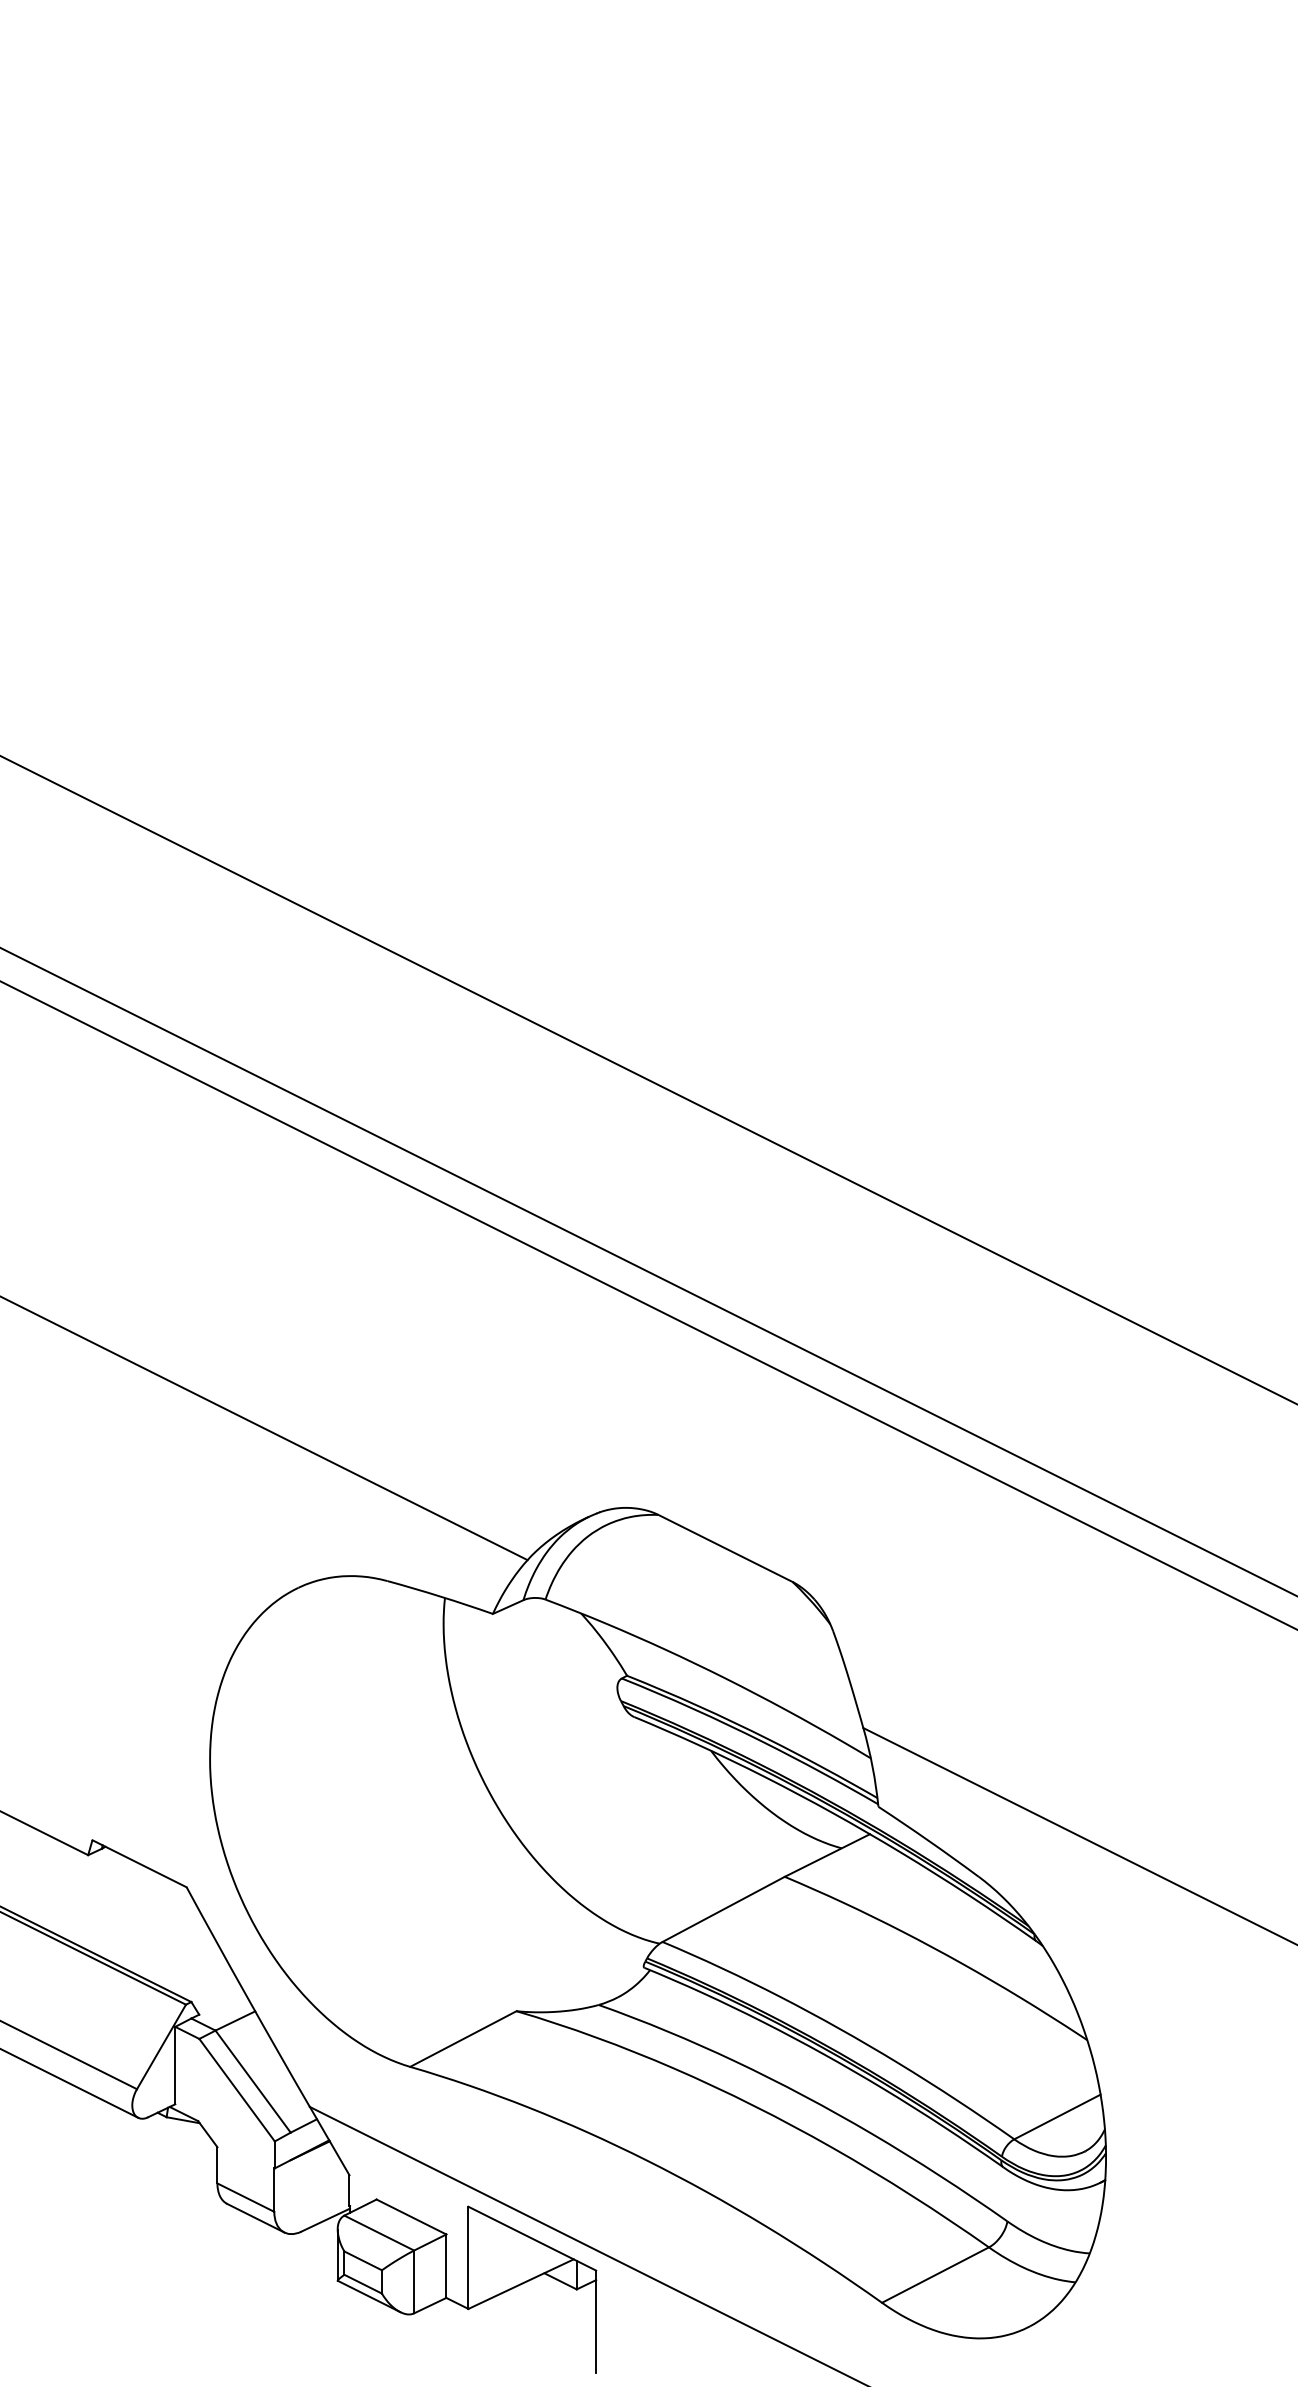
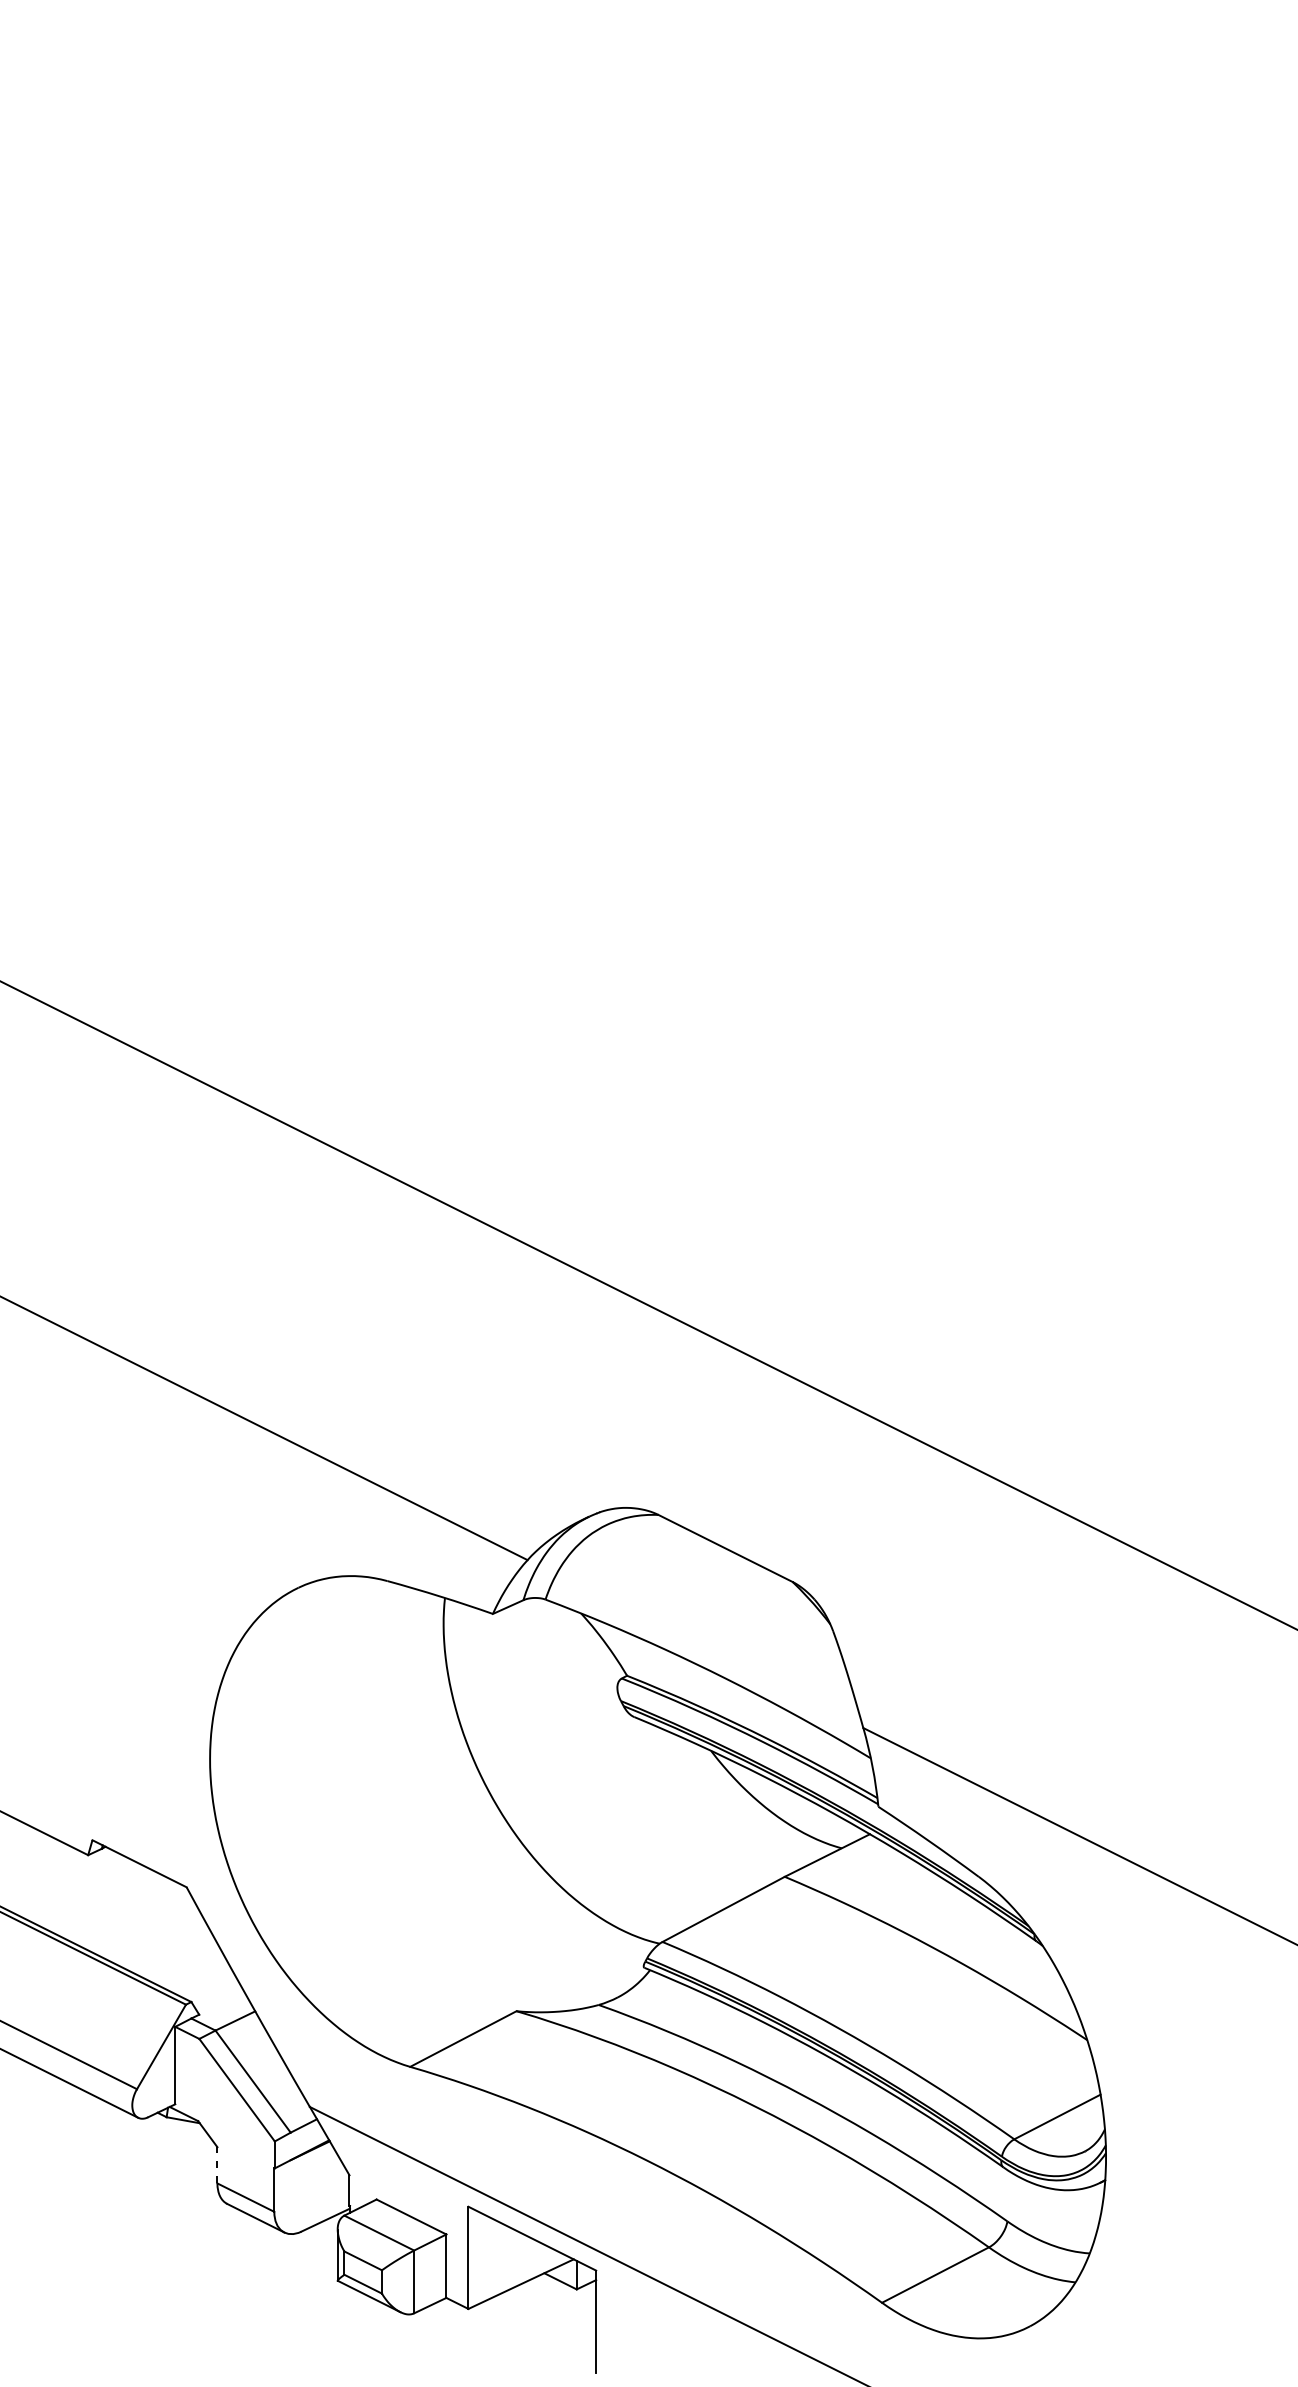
line: present -> none (648, 1079)
line: present -> none (648, 1271)
line: solid -> dashed (217, 2164)
